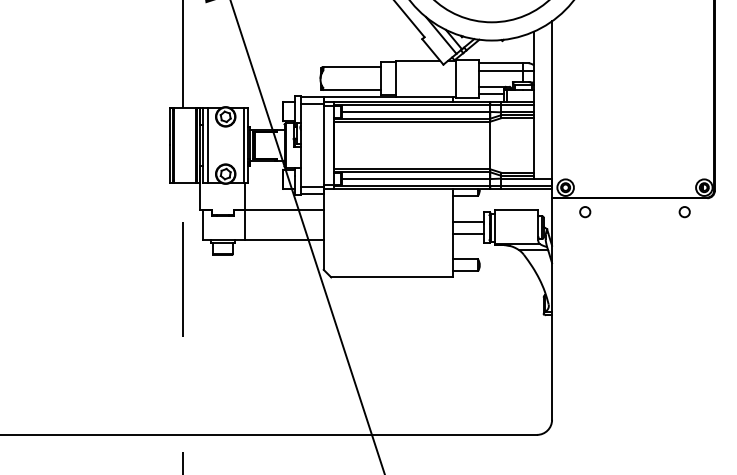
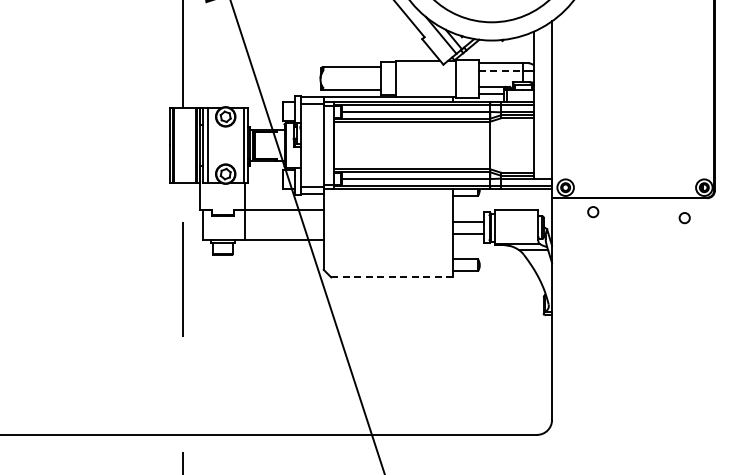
line: solid -> dashed (500, 70)
circle position: (585, 212) -> (593, 212) (593, 212)
circle position: (684, 212) -> (684, 218) (684, 218)
line: solid -> dashed (392, 277)
